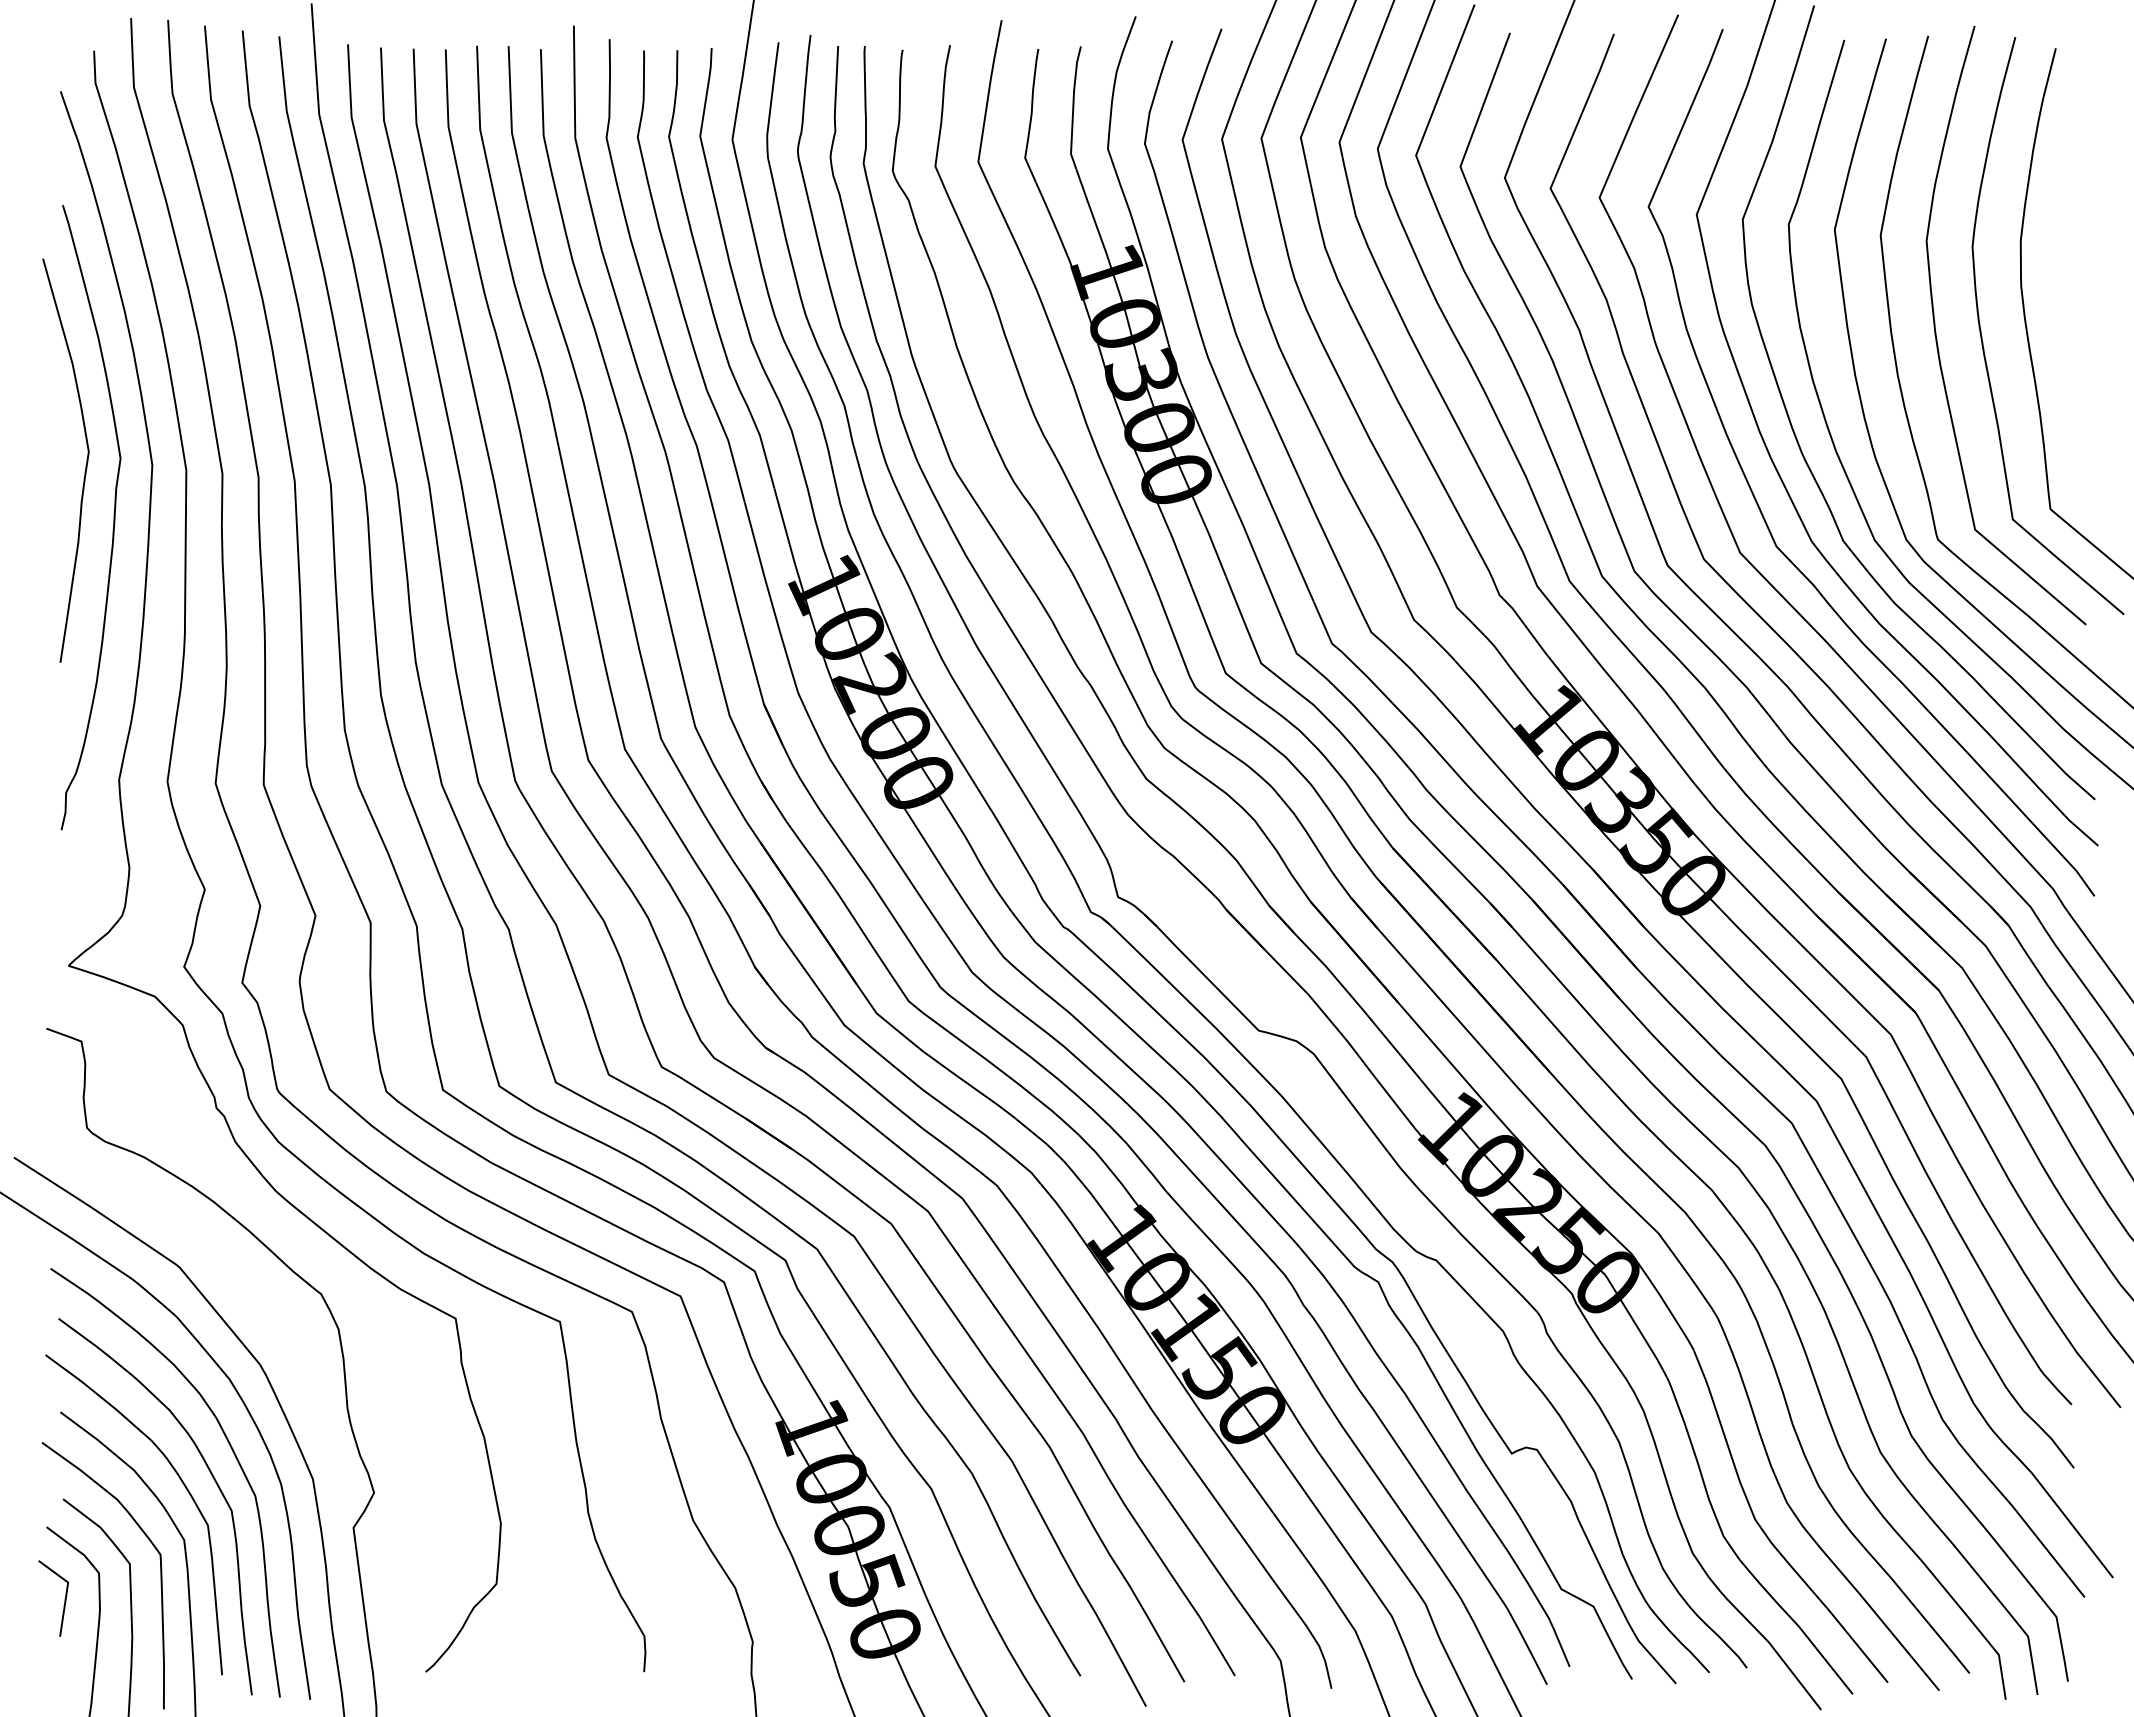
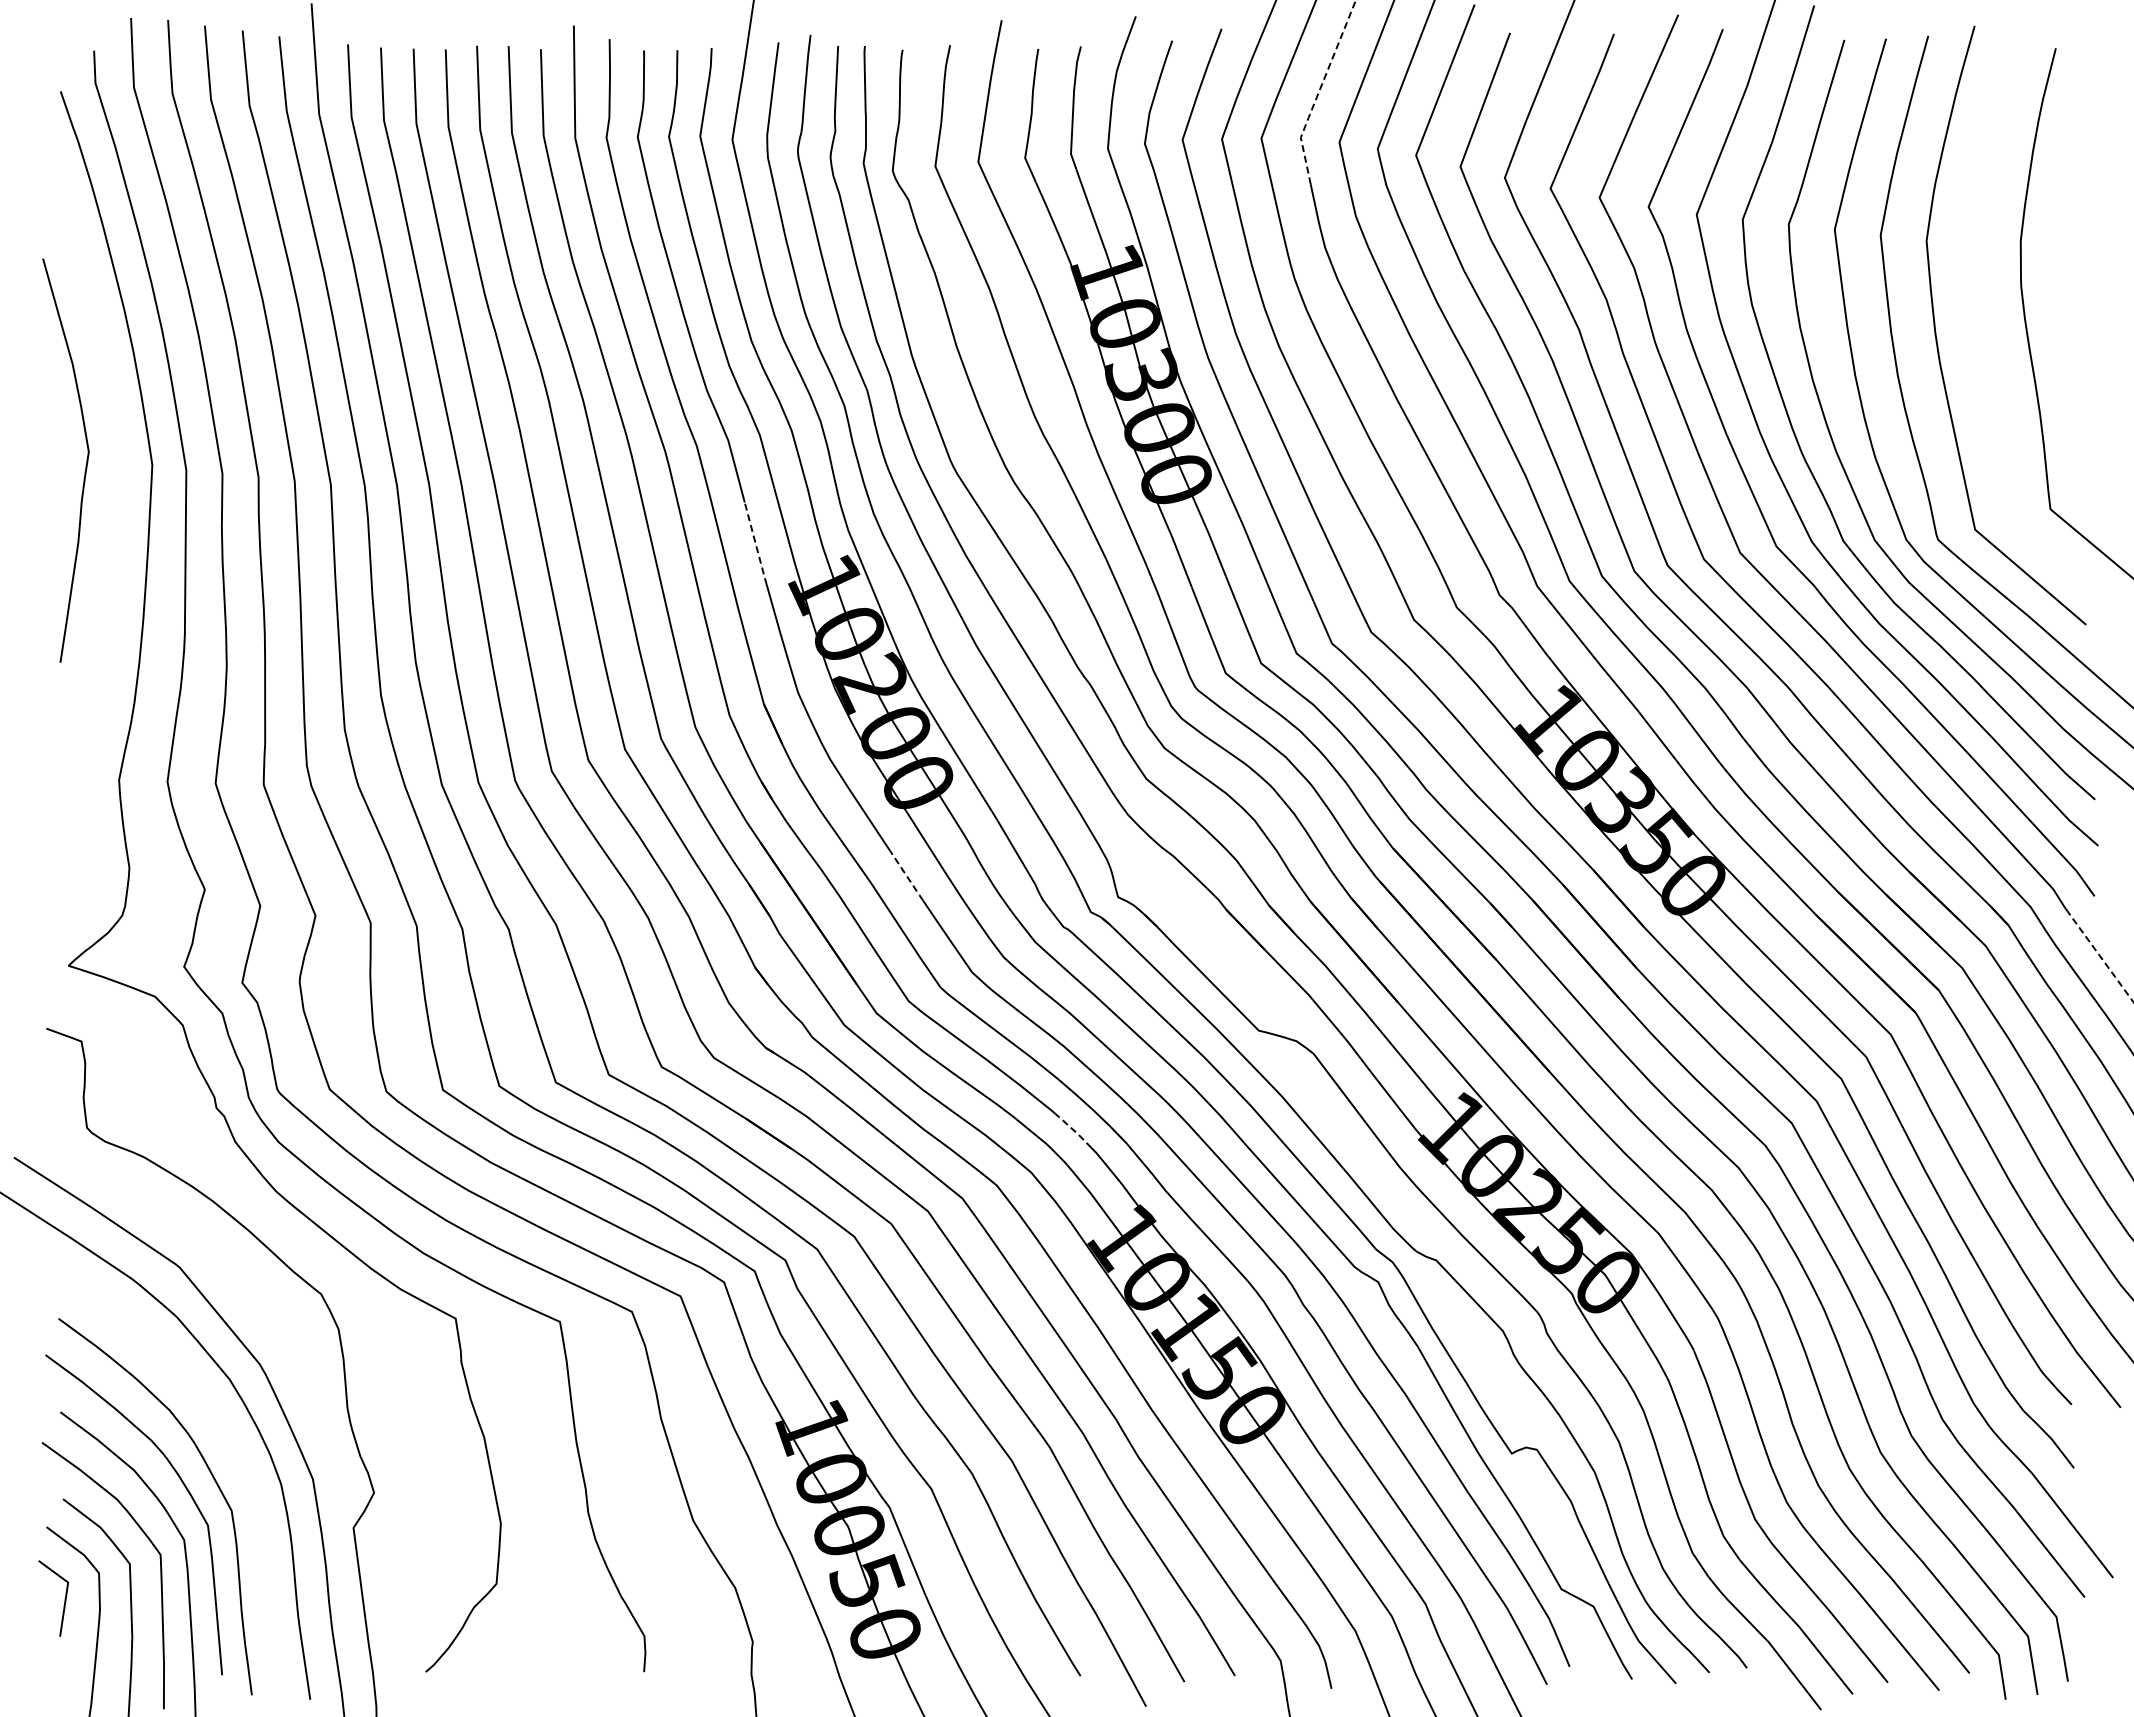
line: solid -> dashed (1319, 91)
curve: present -> none (1982, 336)
curve: present -> none (113, 517)
line: solid -> dashed (755, 544)
line: solid -> dashed (906, 876)
line: solid -> dashed (2099, 955)
line: solid -> dashed (1073, 1130)
curve: present -> none (234, 1456)
